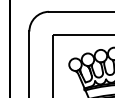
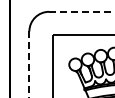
line: solid -> dashed (82, 11)
line: solid -> dashed (29, 64)
